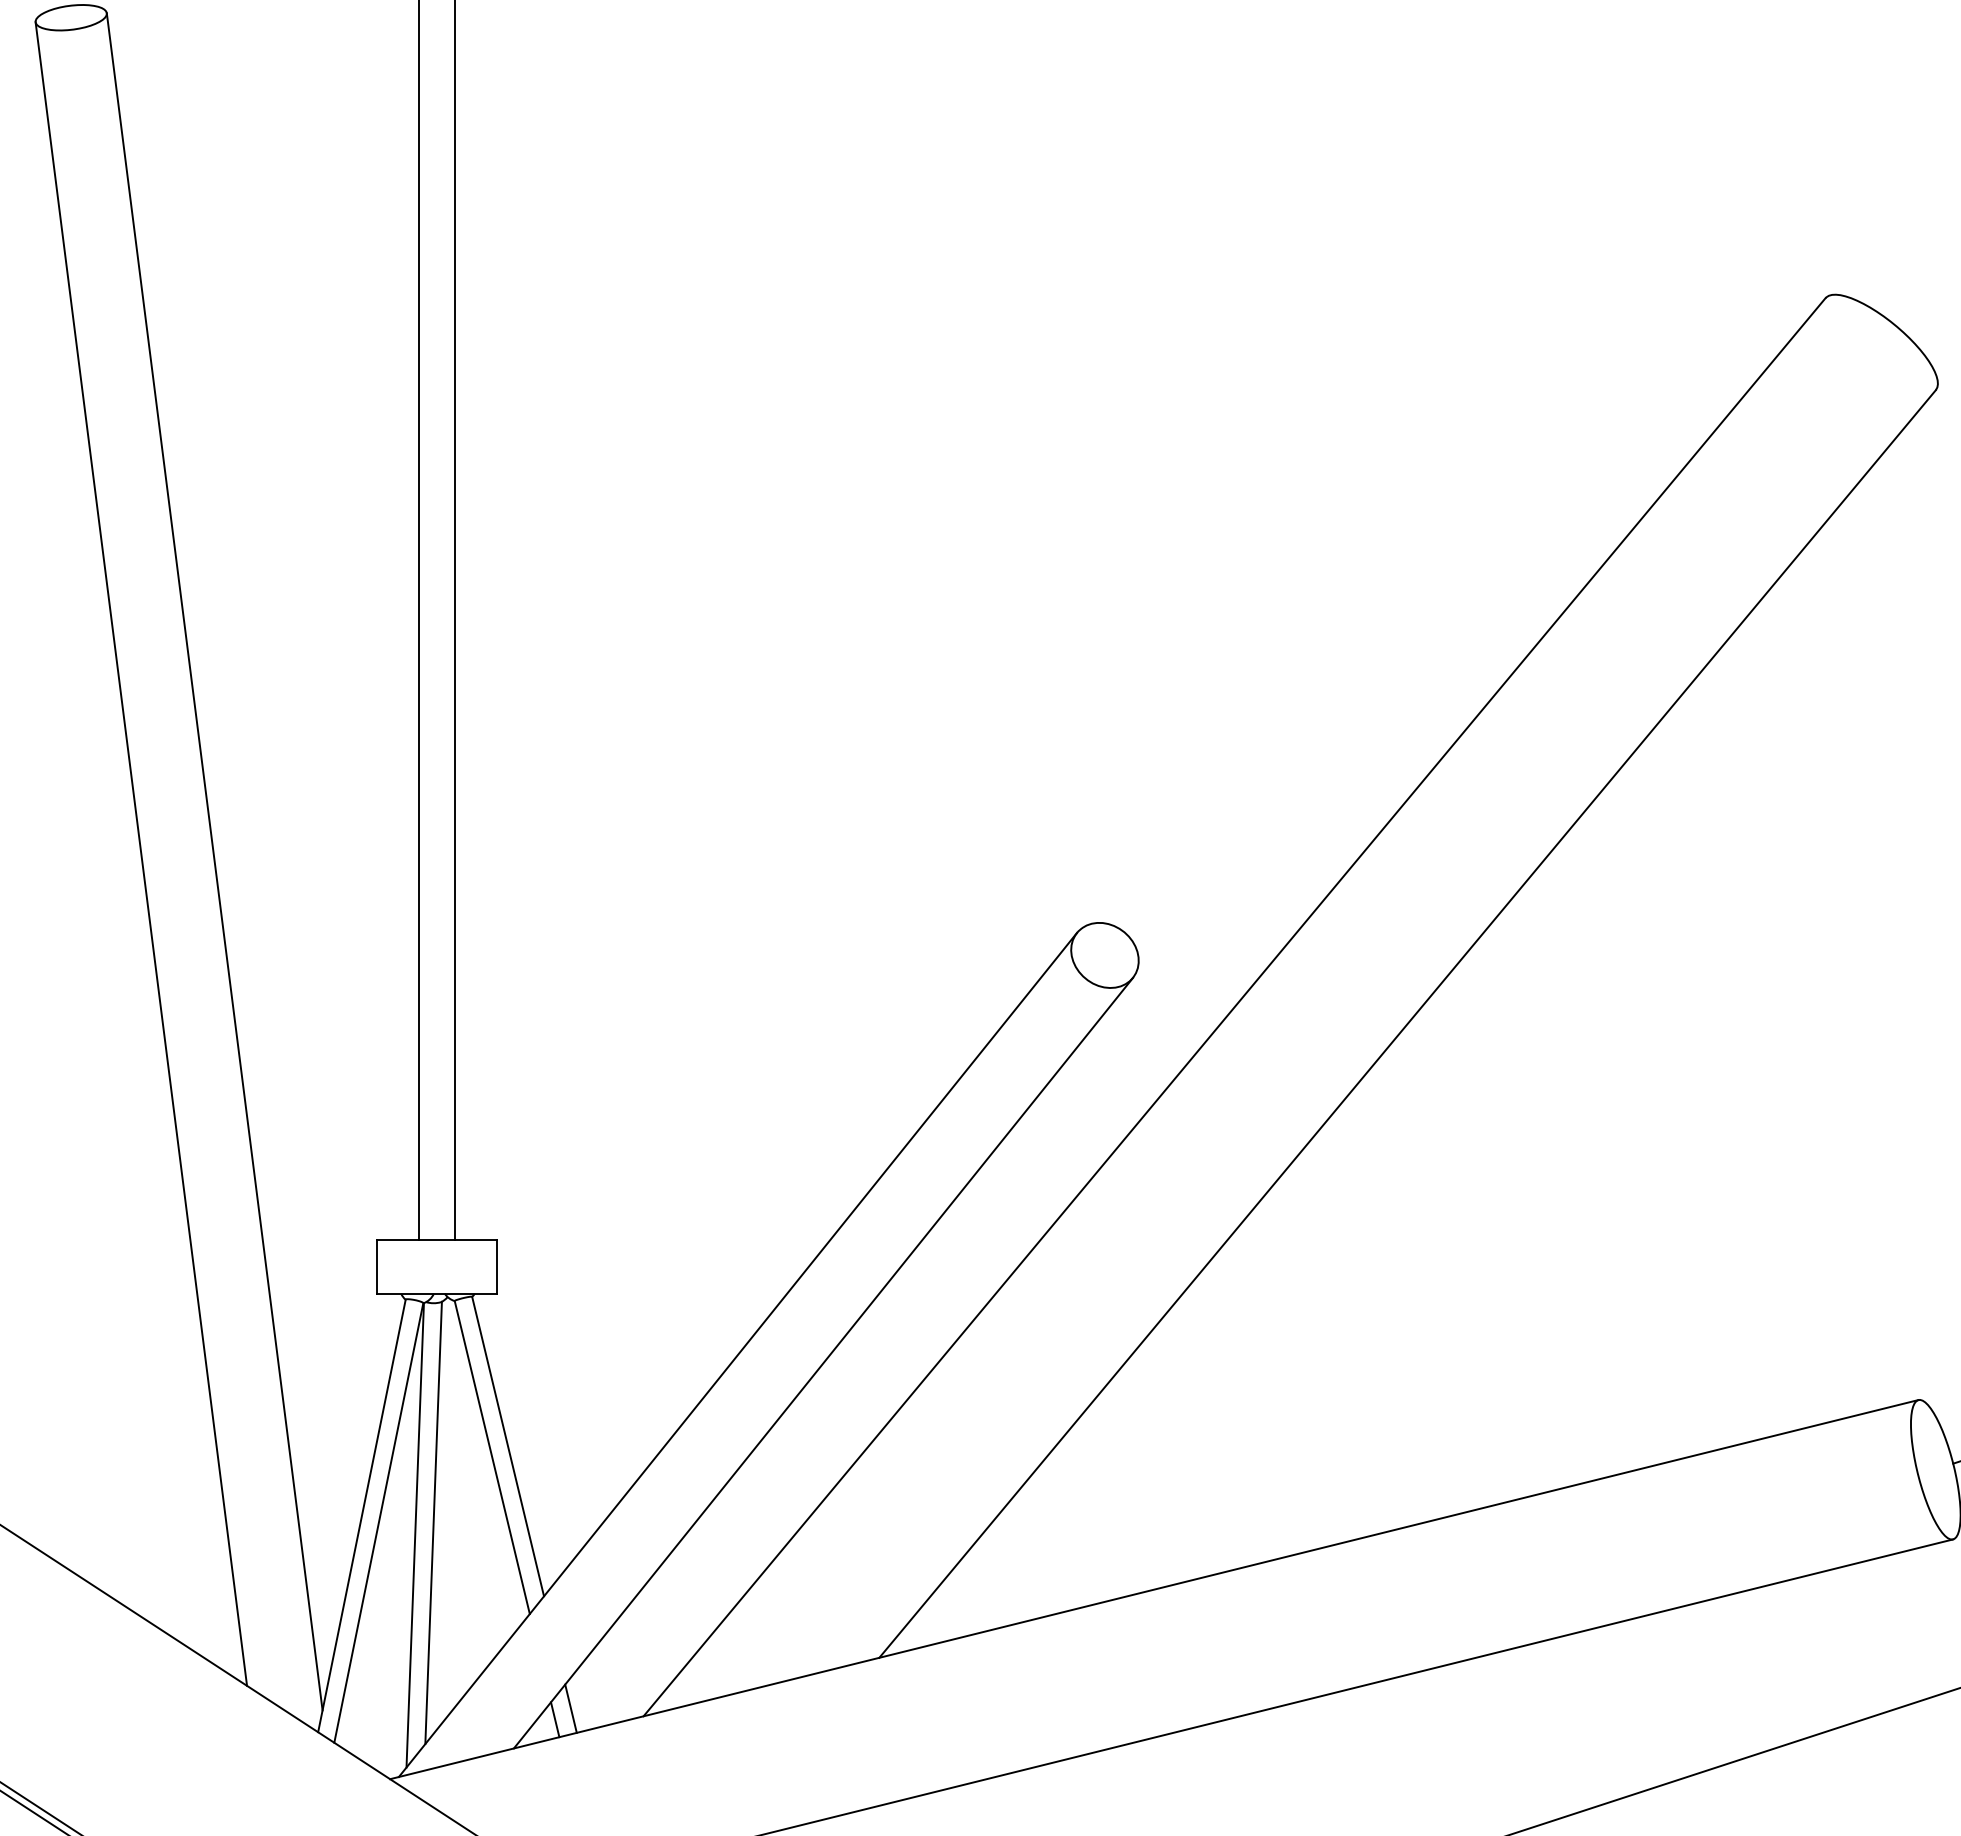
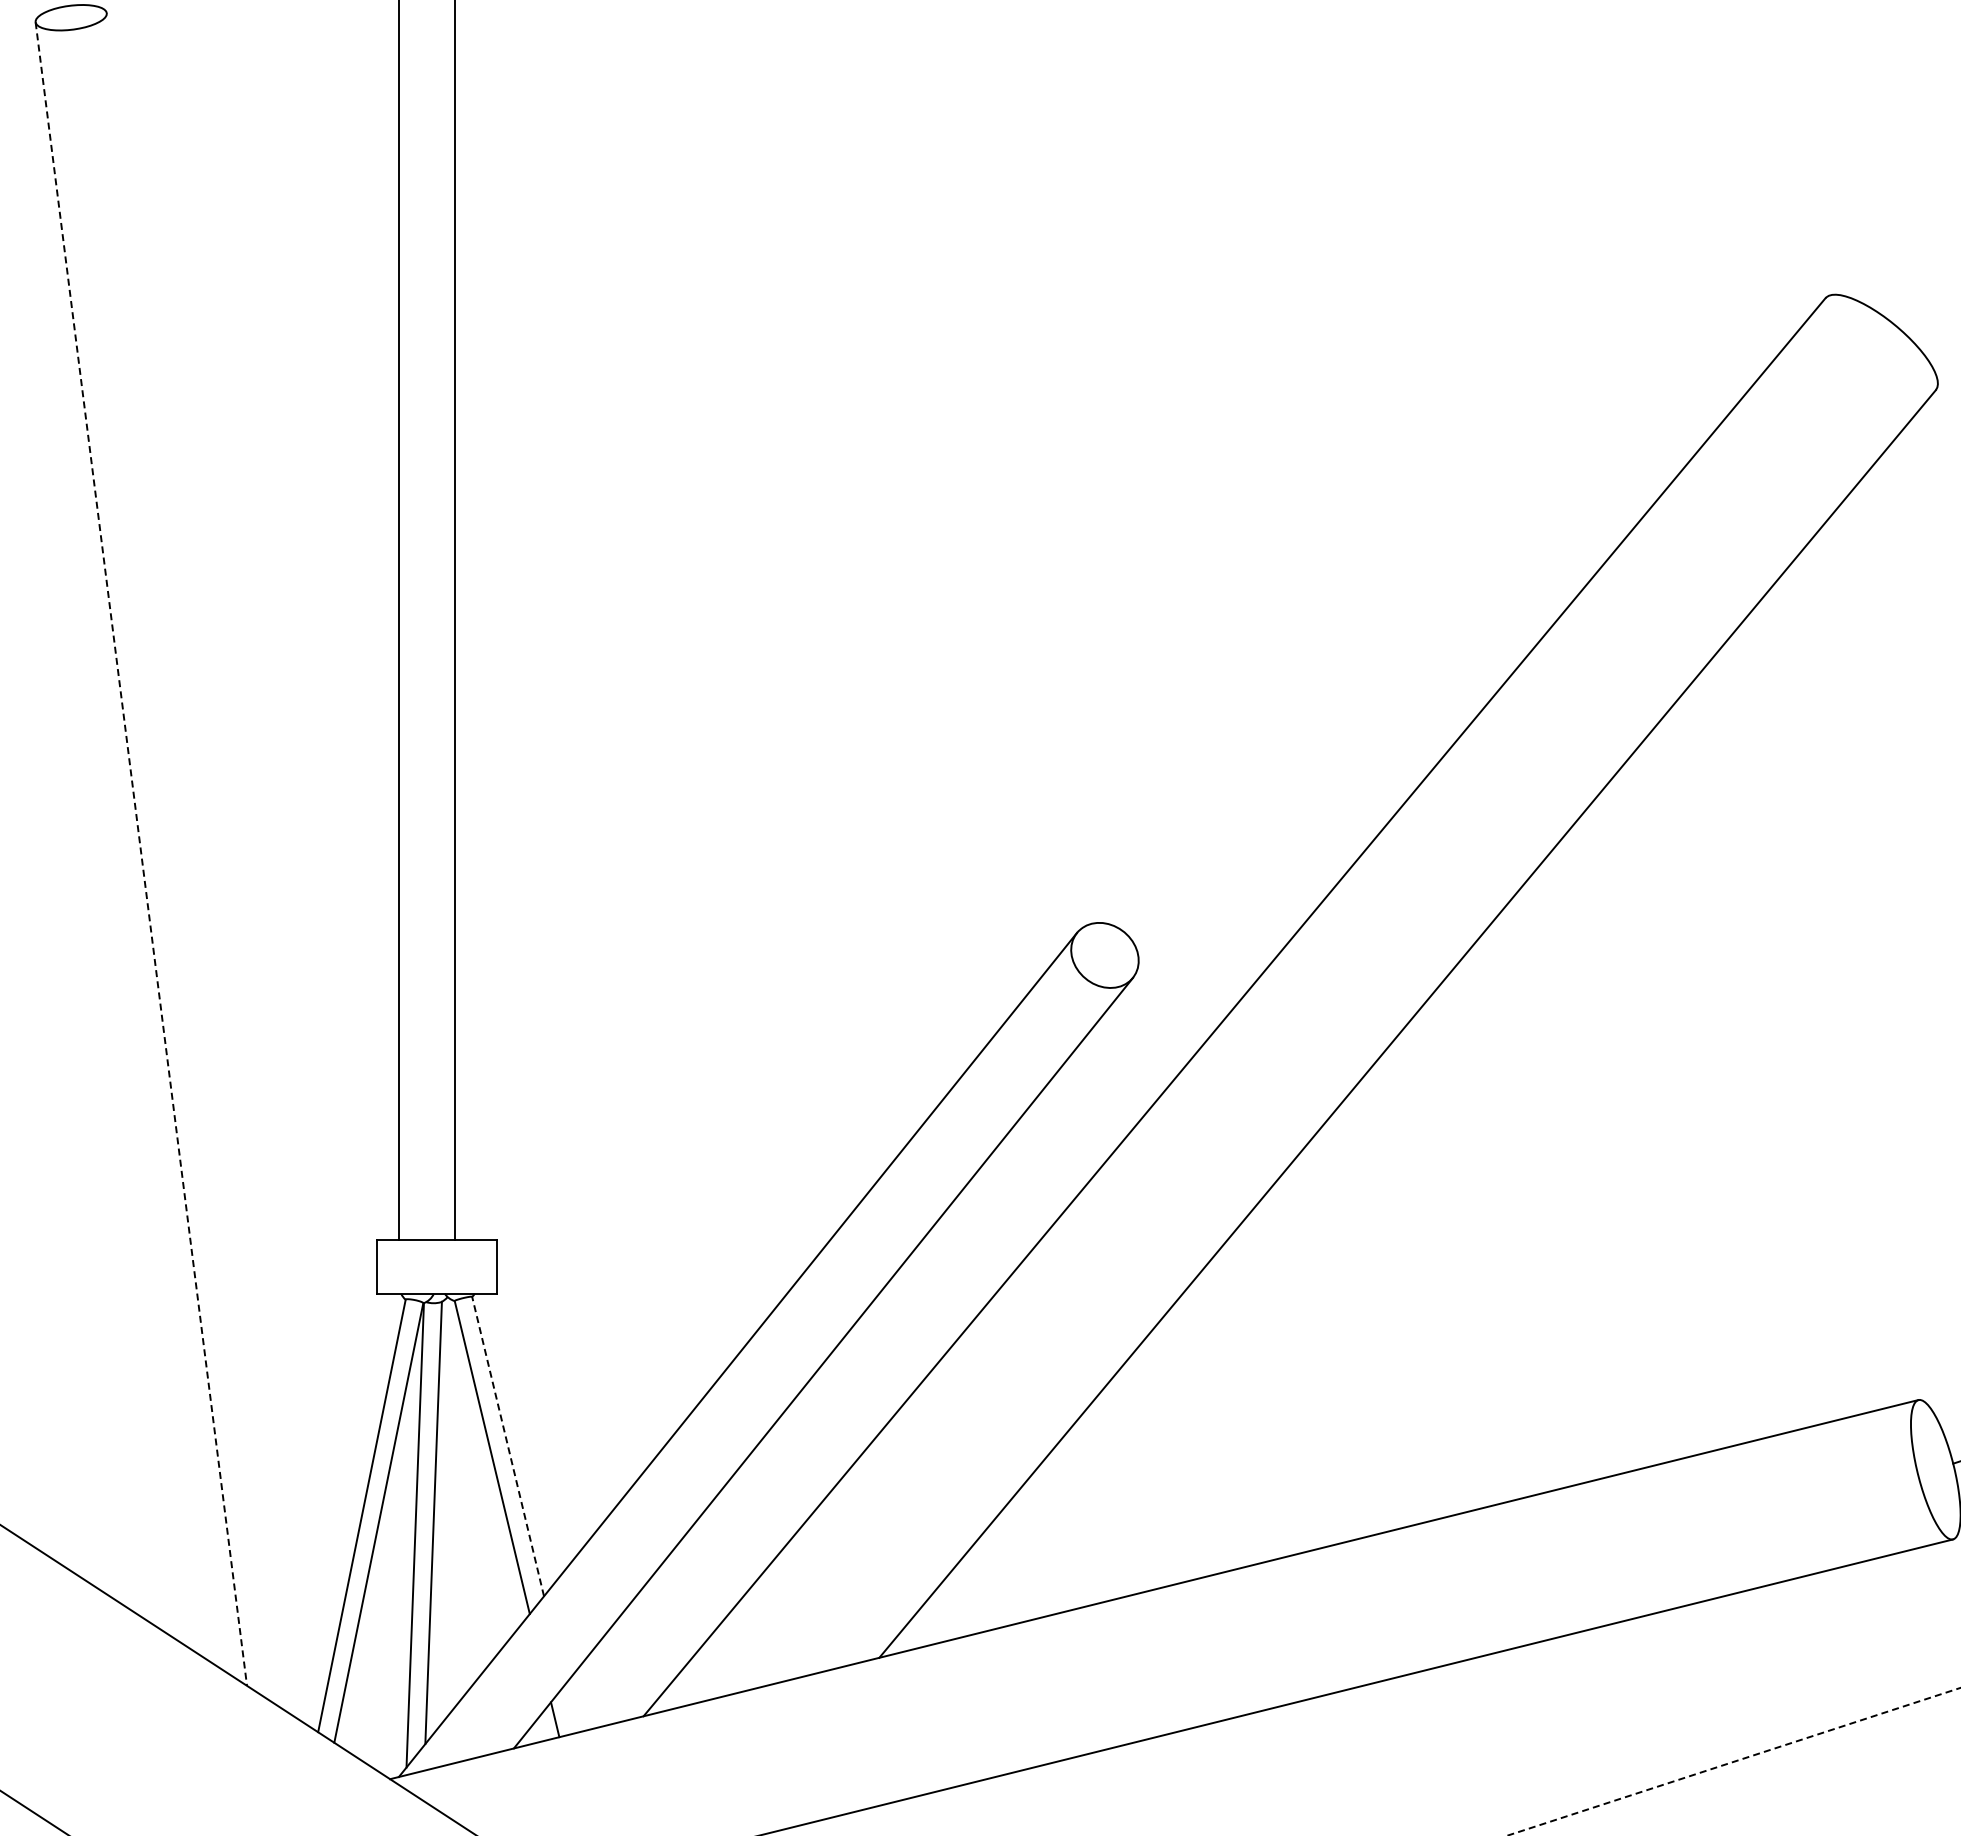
line position: (419, 620) -> (399, 620) (399, 620)
line: solid -> dashed (141, 854)
line: present -> none (214, 861)
line: solid -> dashed (508, 1446)
line: present -> none (570, 1708)
line: solid -> dashed (1733, 1761)
line: present -> none (40, 1807)
